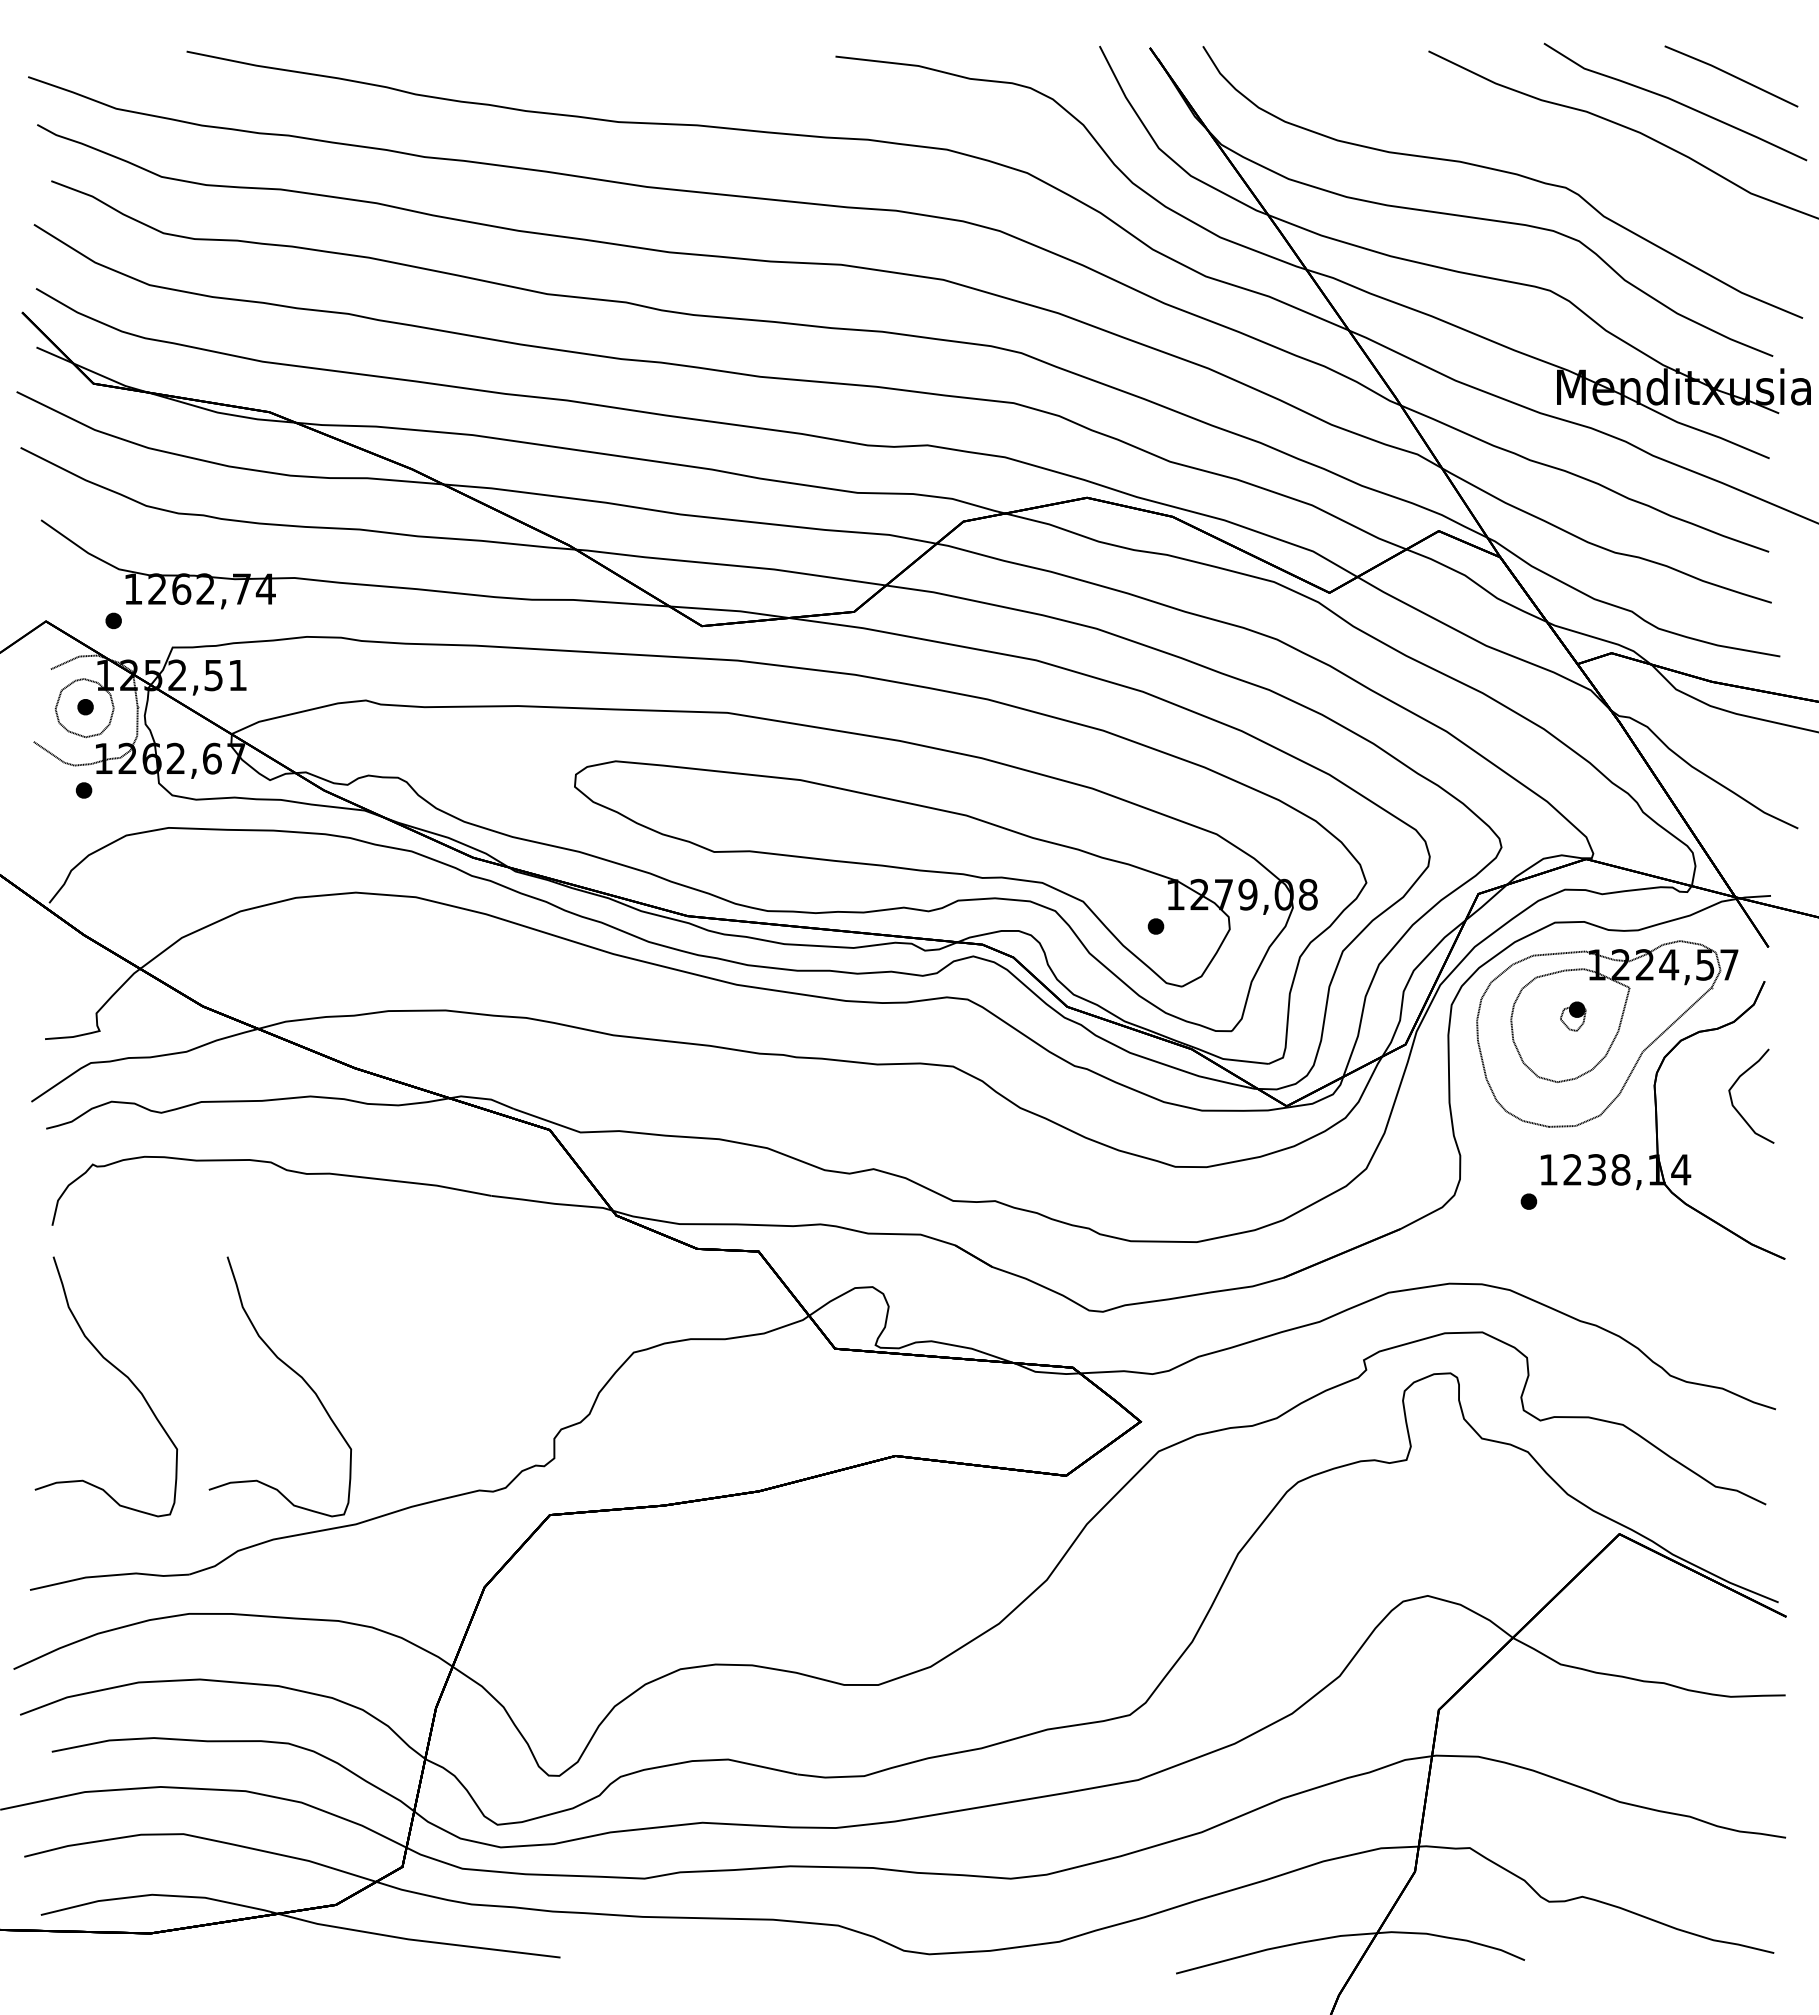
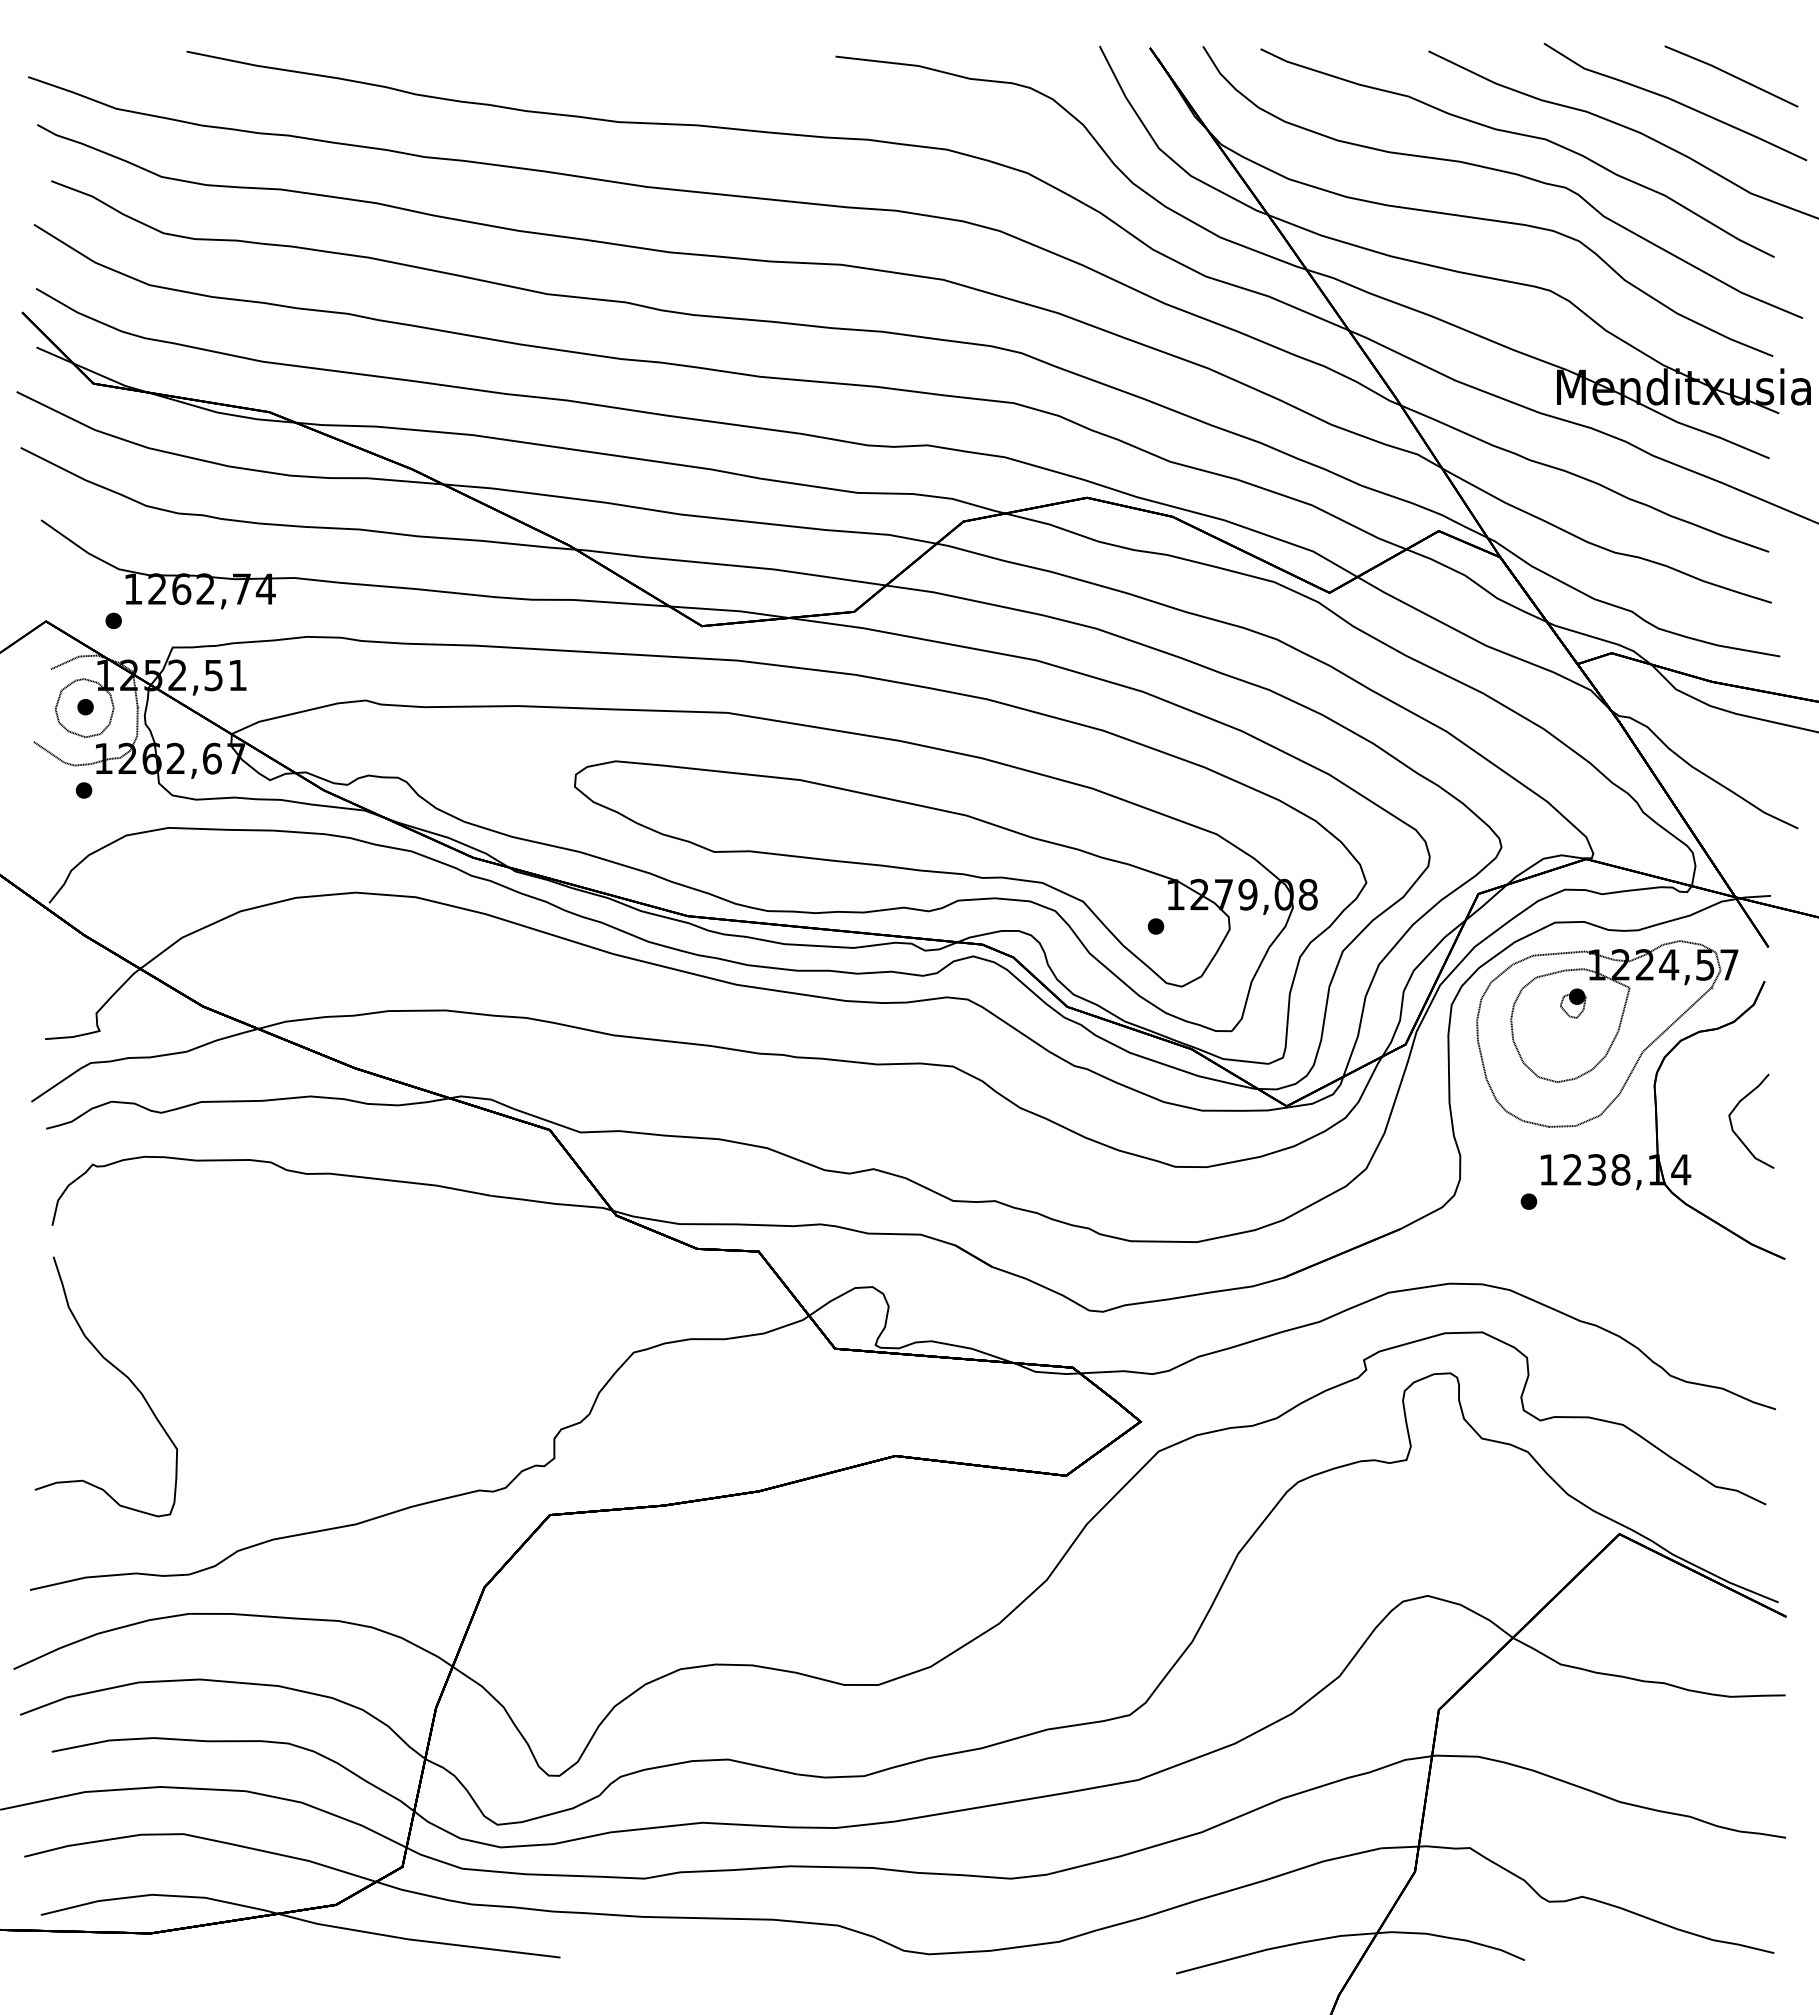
curve: none -> present (1520, 135)
part position: (1573, 1016) -> (1573, 1003) (1573, 1003)
curve position: (1732, 1099) -> (1732, 1124) (1732, 1124)
curve: present -> none (291, 1370)
